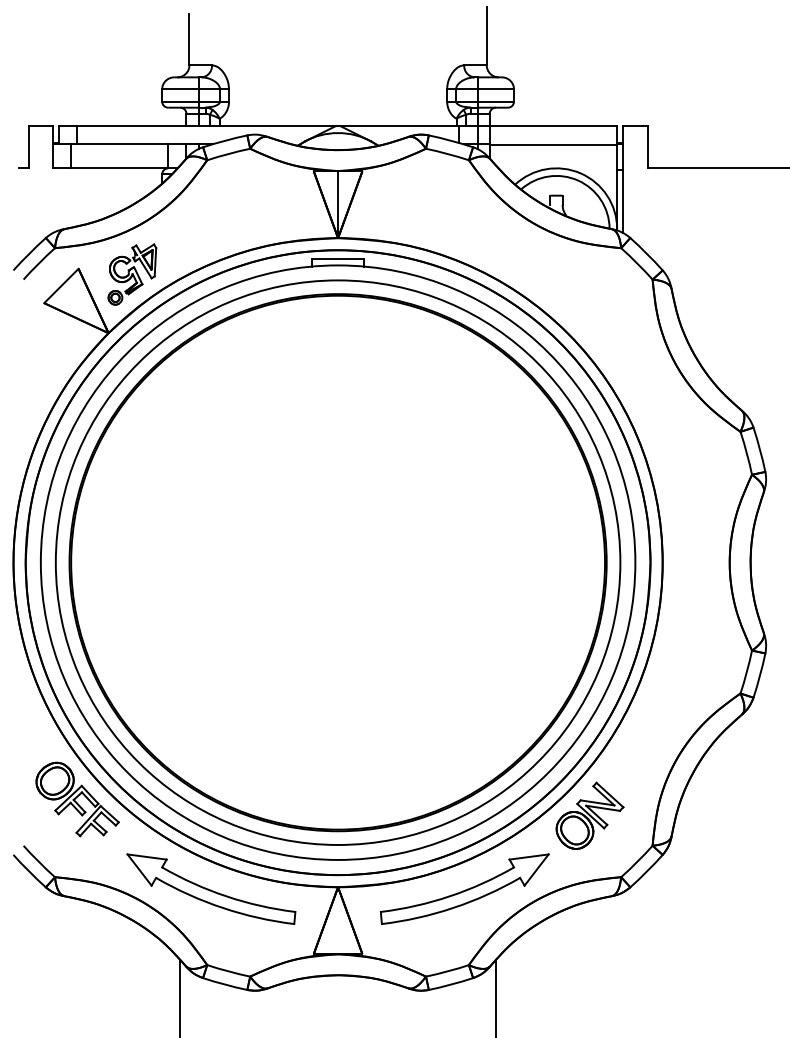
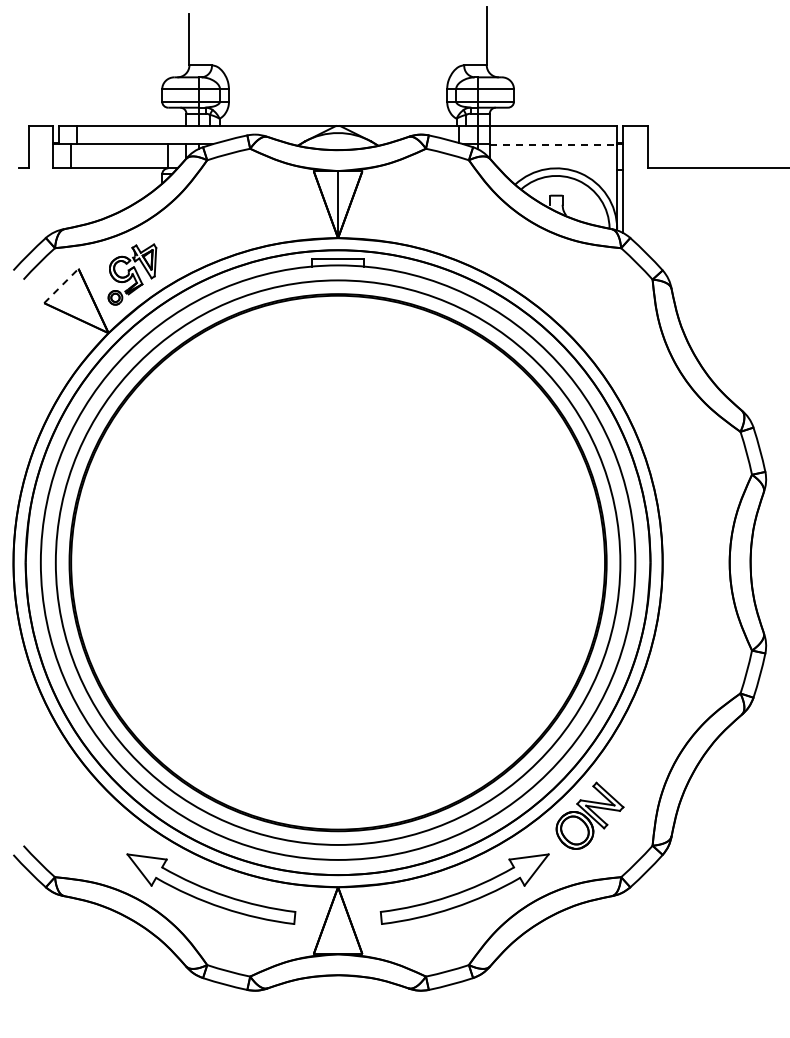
line: solid -> dashed (553, 145)
line: solid -> dashed (61, 285)
part: present -> none (77, 799)
line: present -> none (180, 997)
line: present -> none (495, 997)
